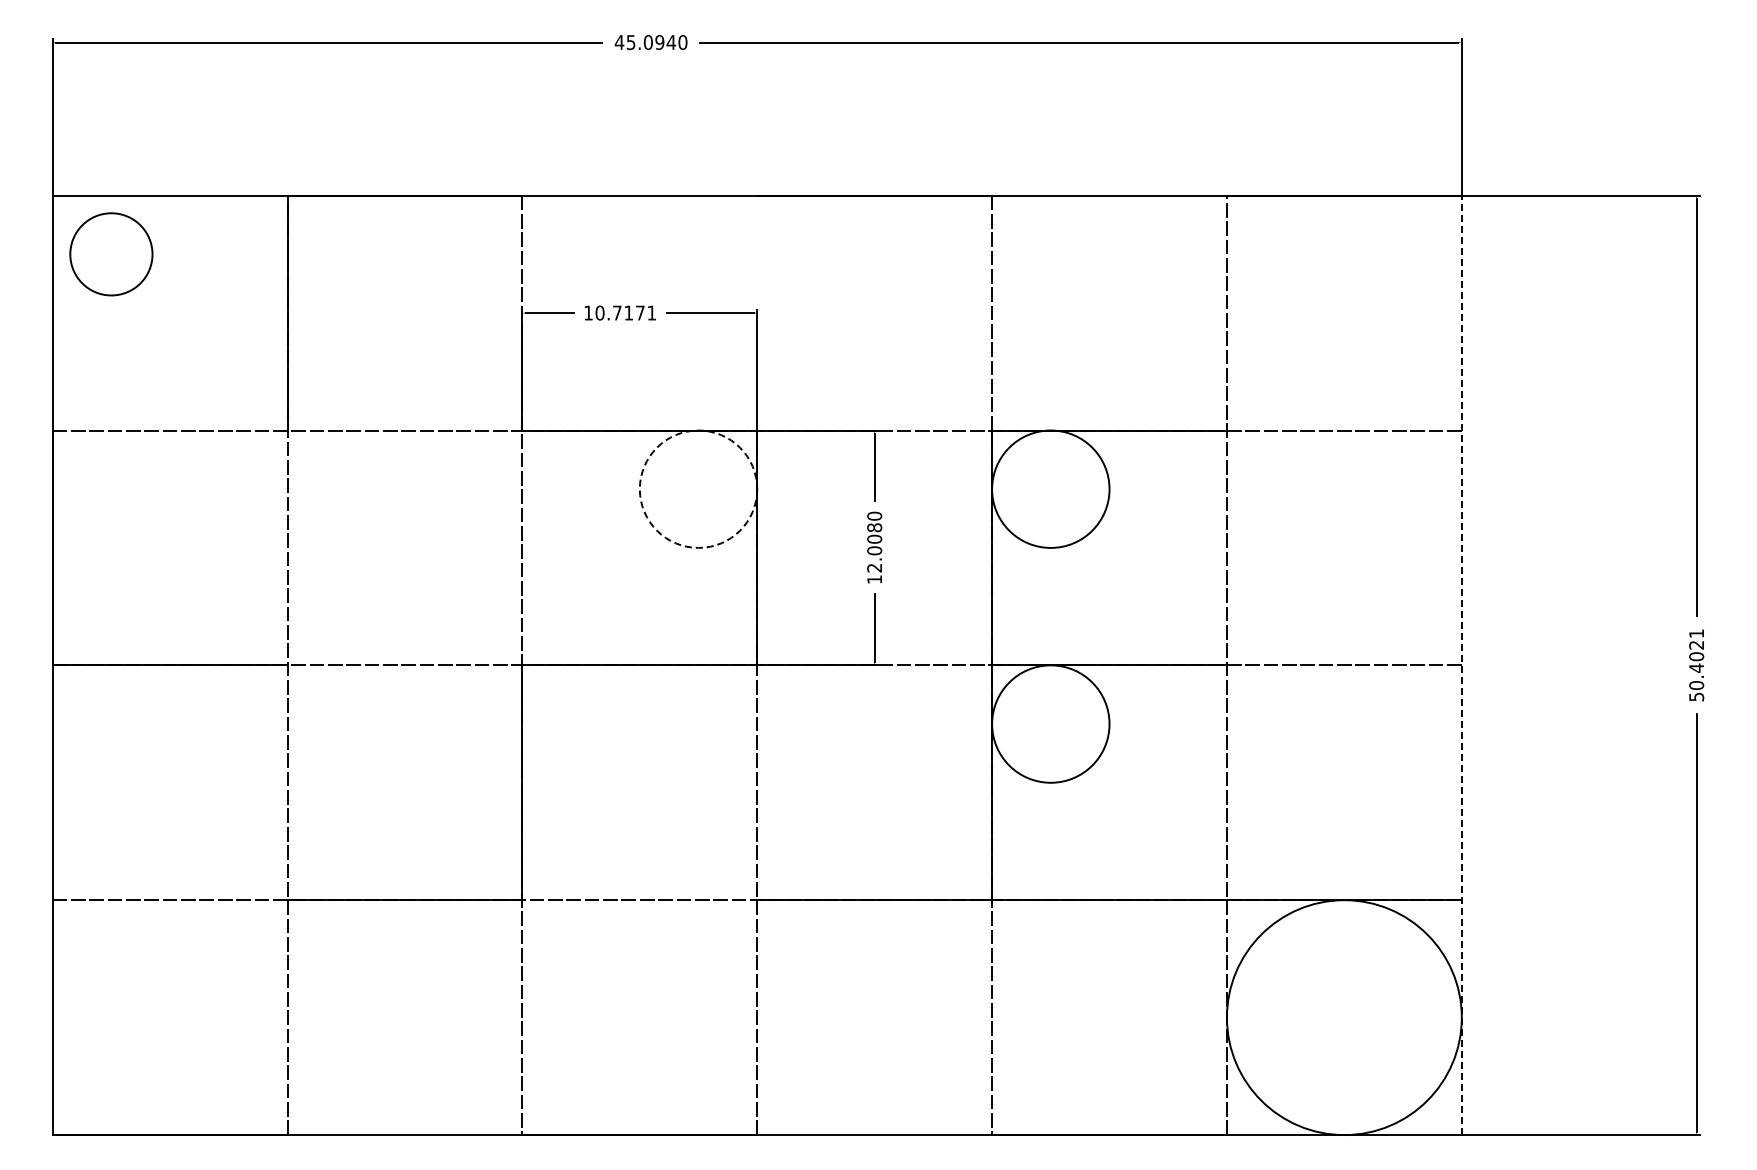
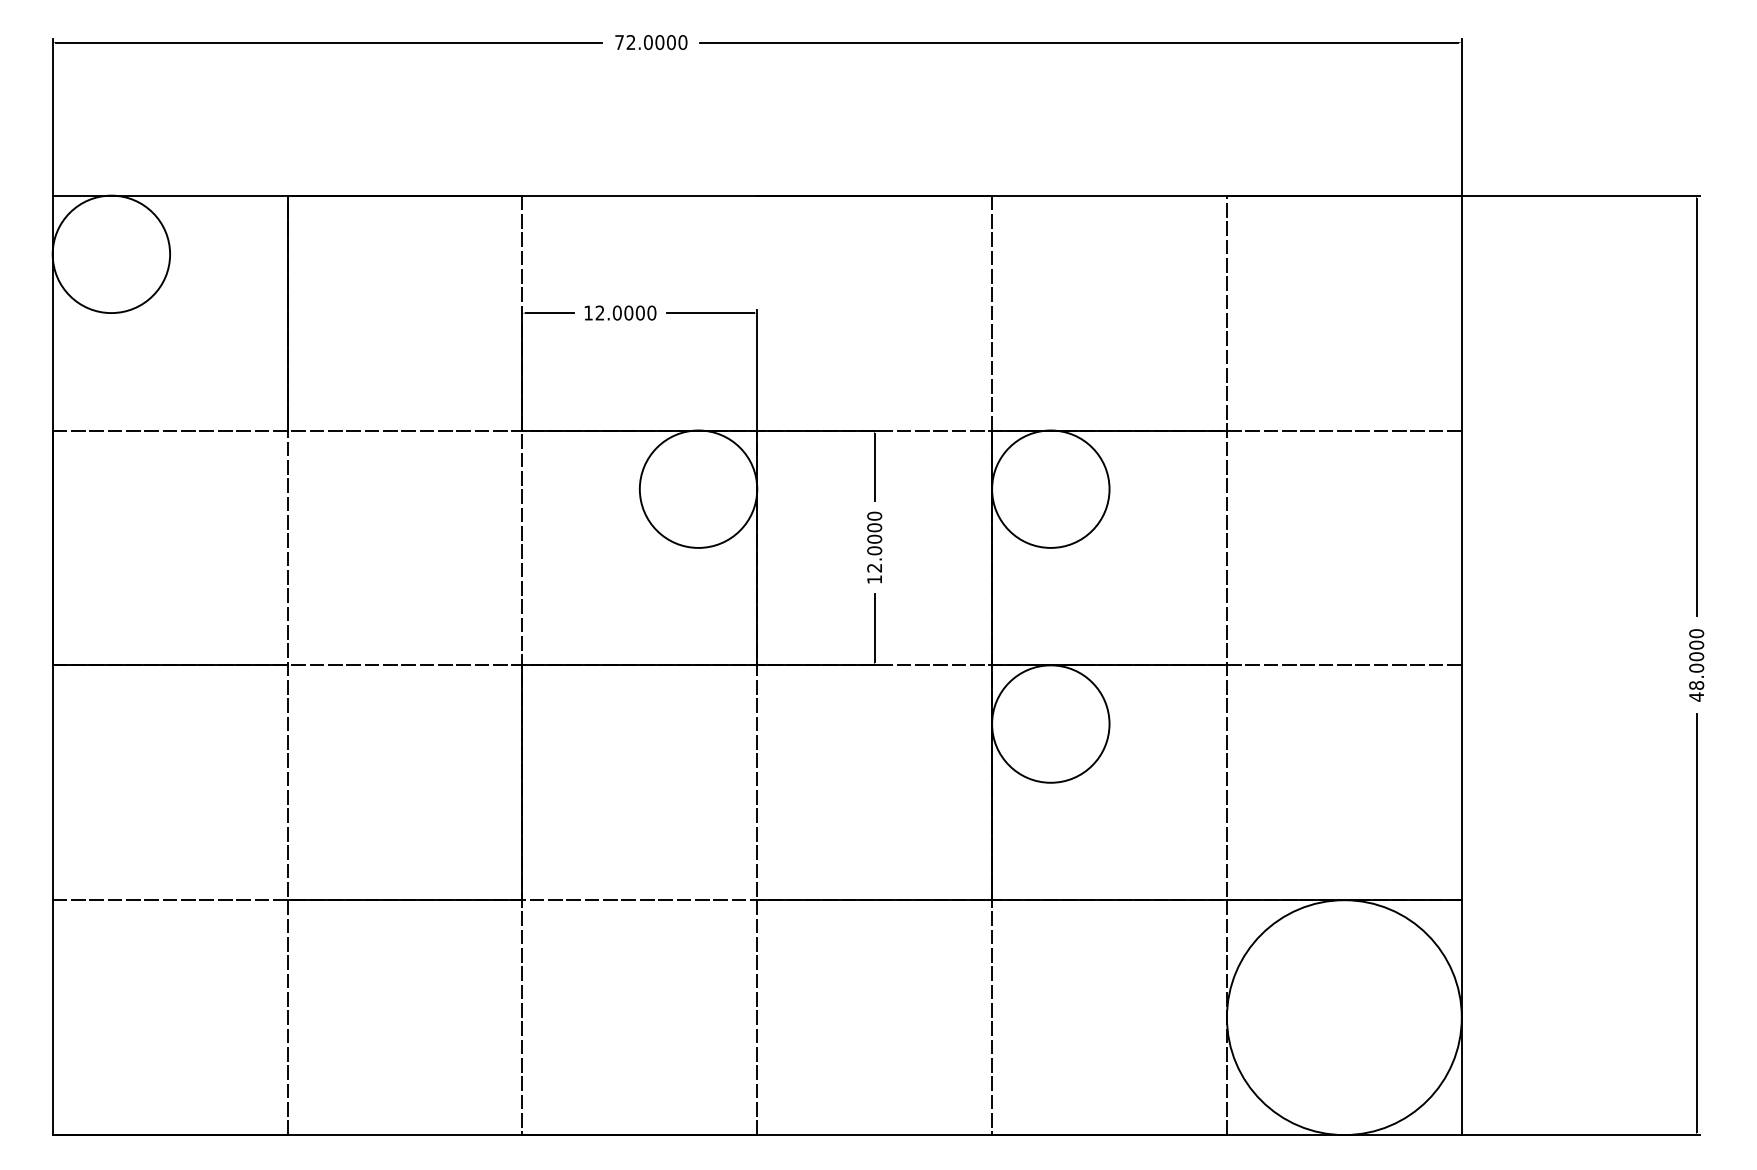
text: 45.0940 -> 72.0000 (645, 42)
circle diameter: 82 px -> 117 px (111, 254)
text: 10.7171 -> 12.0000 (625, 312)
circle: dashed -> solid (698, 488)
text: 12.0080 -> 12.0000 (874, 527)
line: dashed -> solid (1461, 665)
text: 50.4021 -> 48.0000 (1696, 665)
